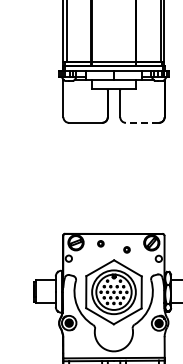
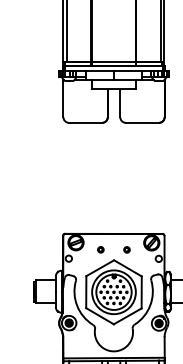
line: dashed -> solid (141, 122)
part position: (100, 243) -> (100, 249) (100, 249)
